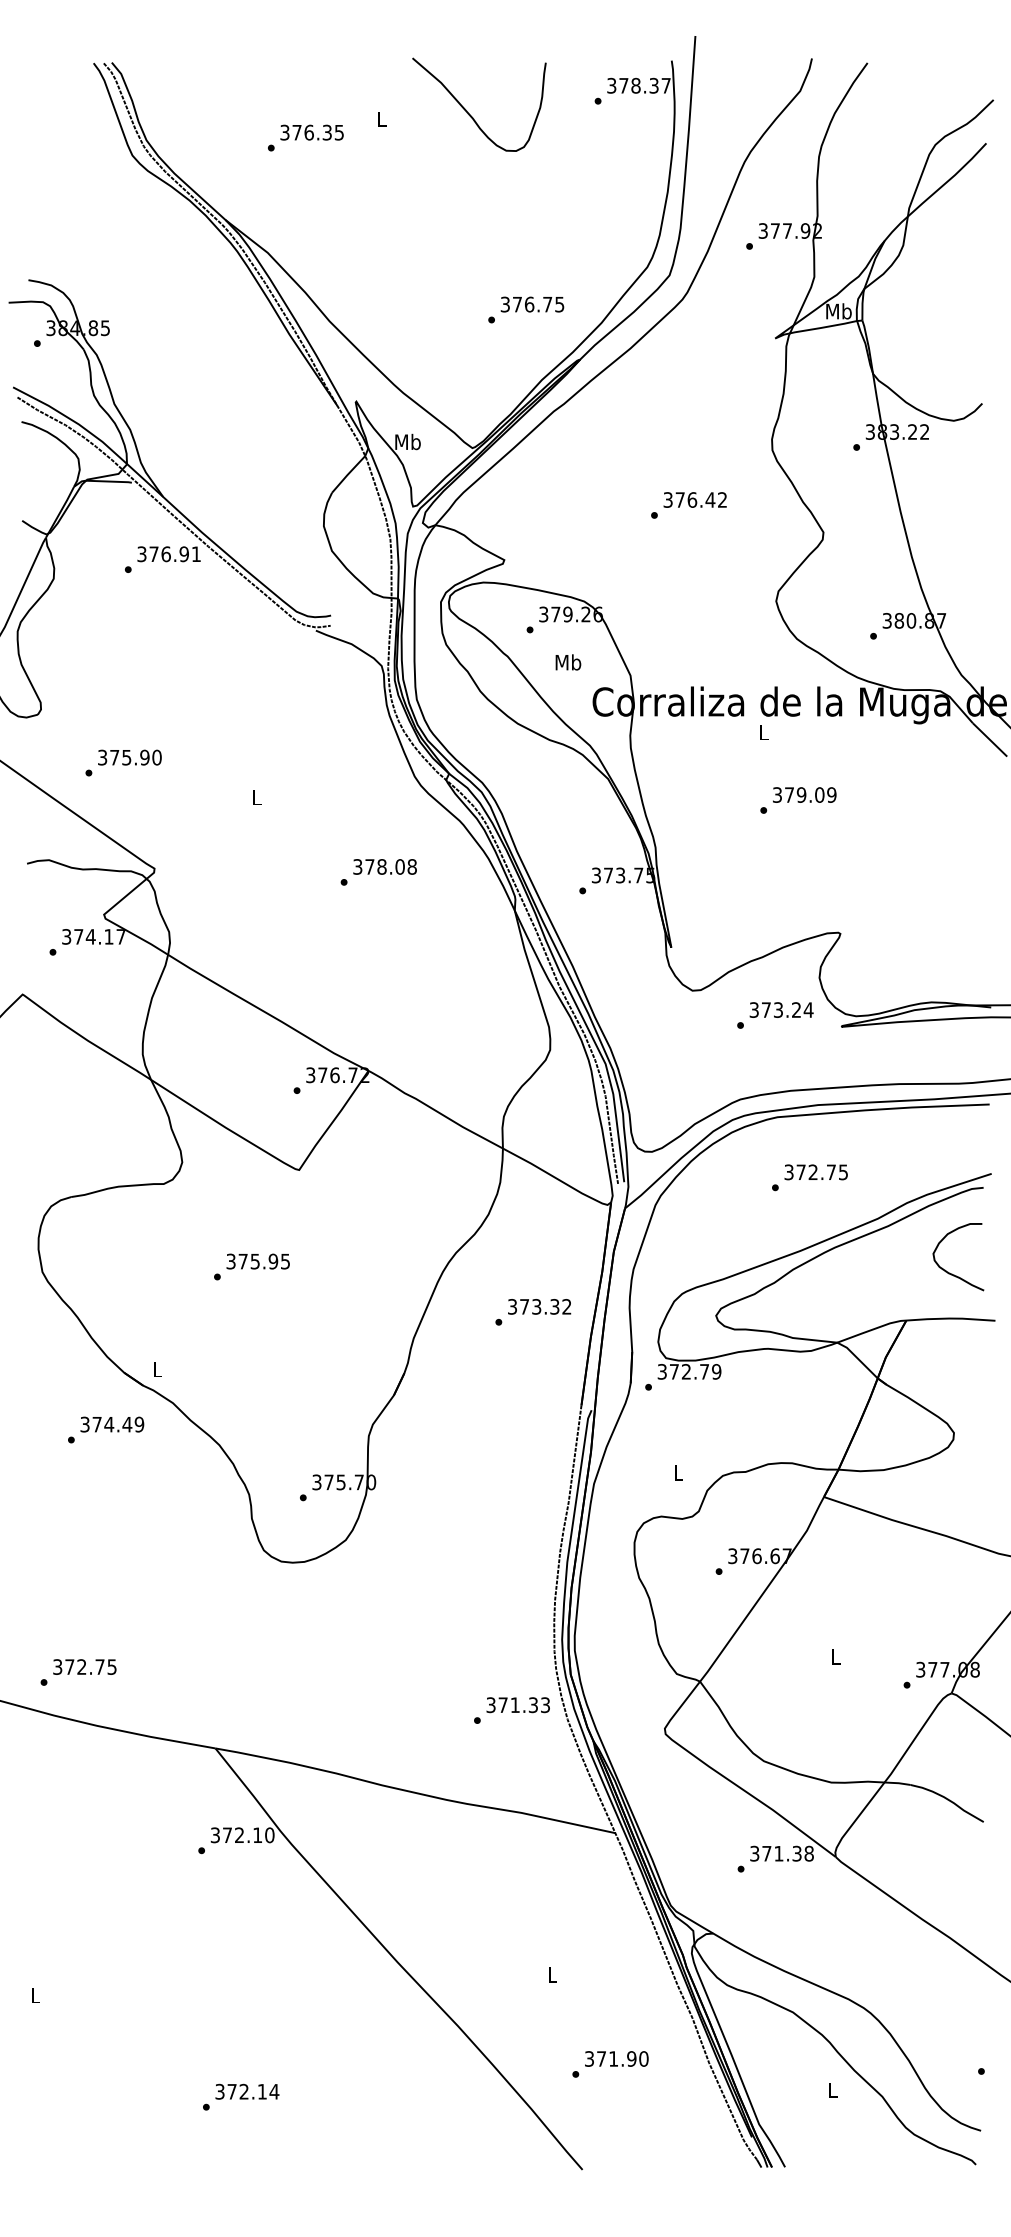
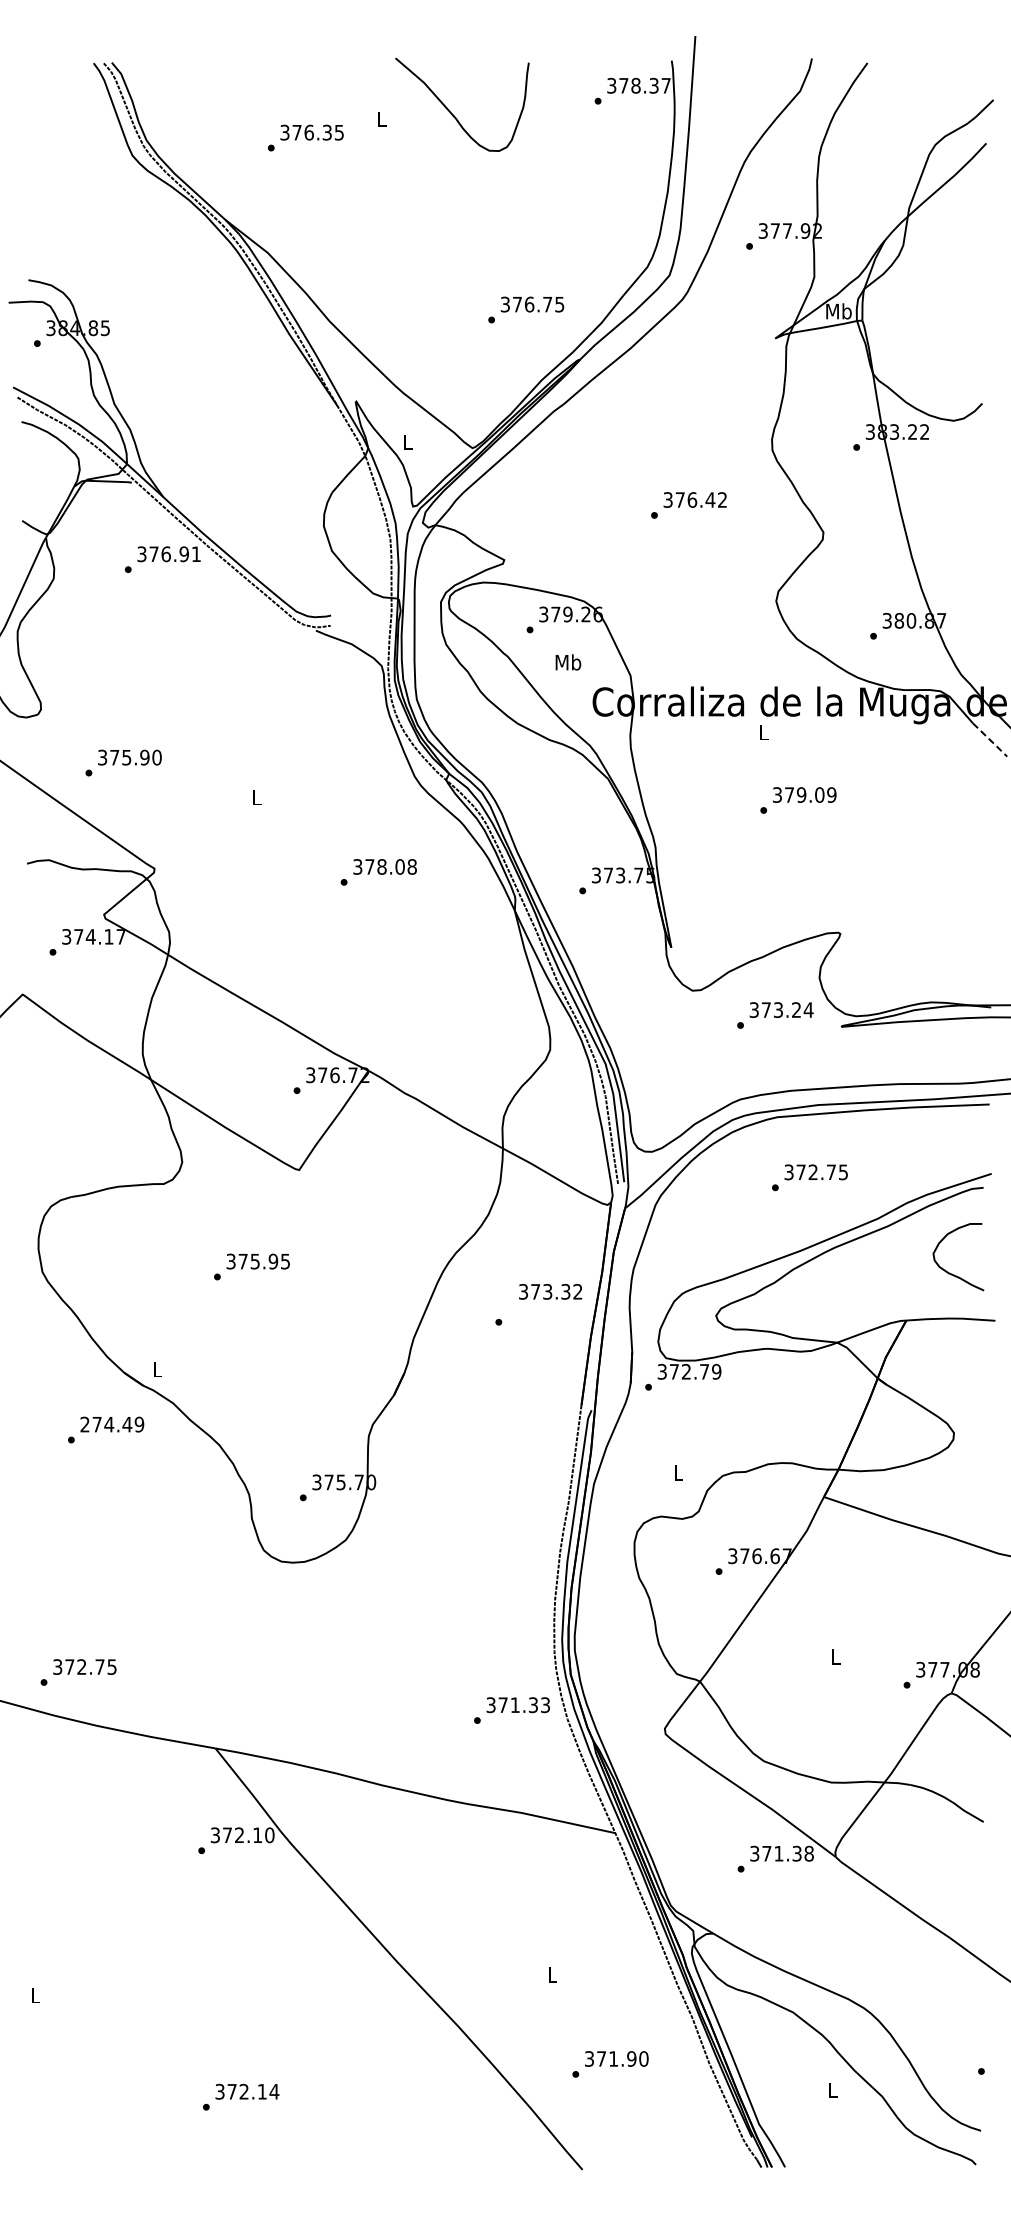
curve position: (469, 113) -> (452, 113) (452, 113)
text: Mb -> L (407, 441)
line: solid -> dashed (990, 739)
text position: (539, 1306) -> (550, 1291) (550, 1291)
text: 374.49 -> 274.49 (84, 1424)
